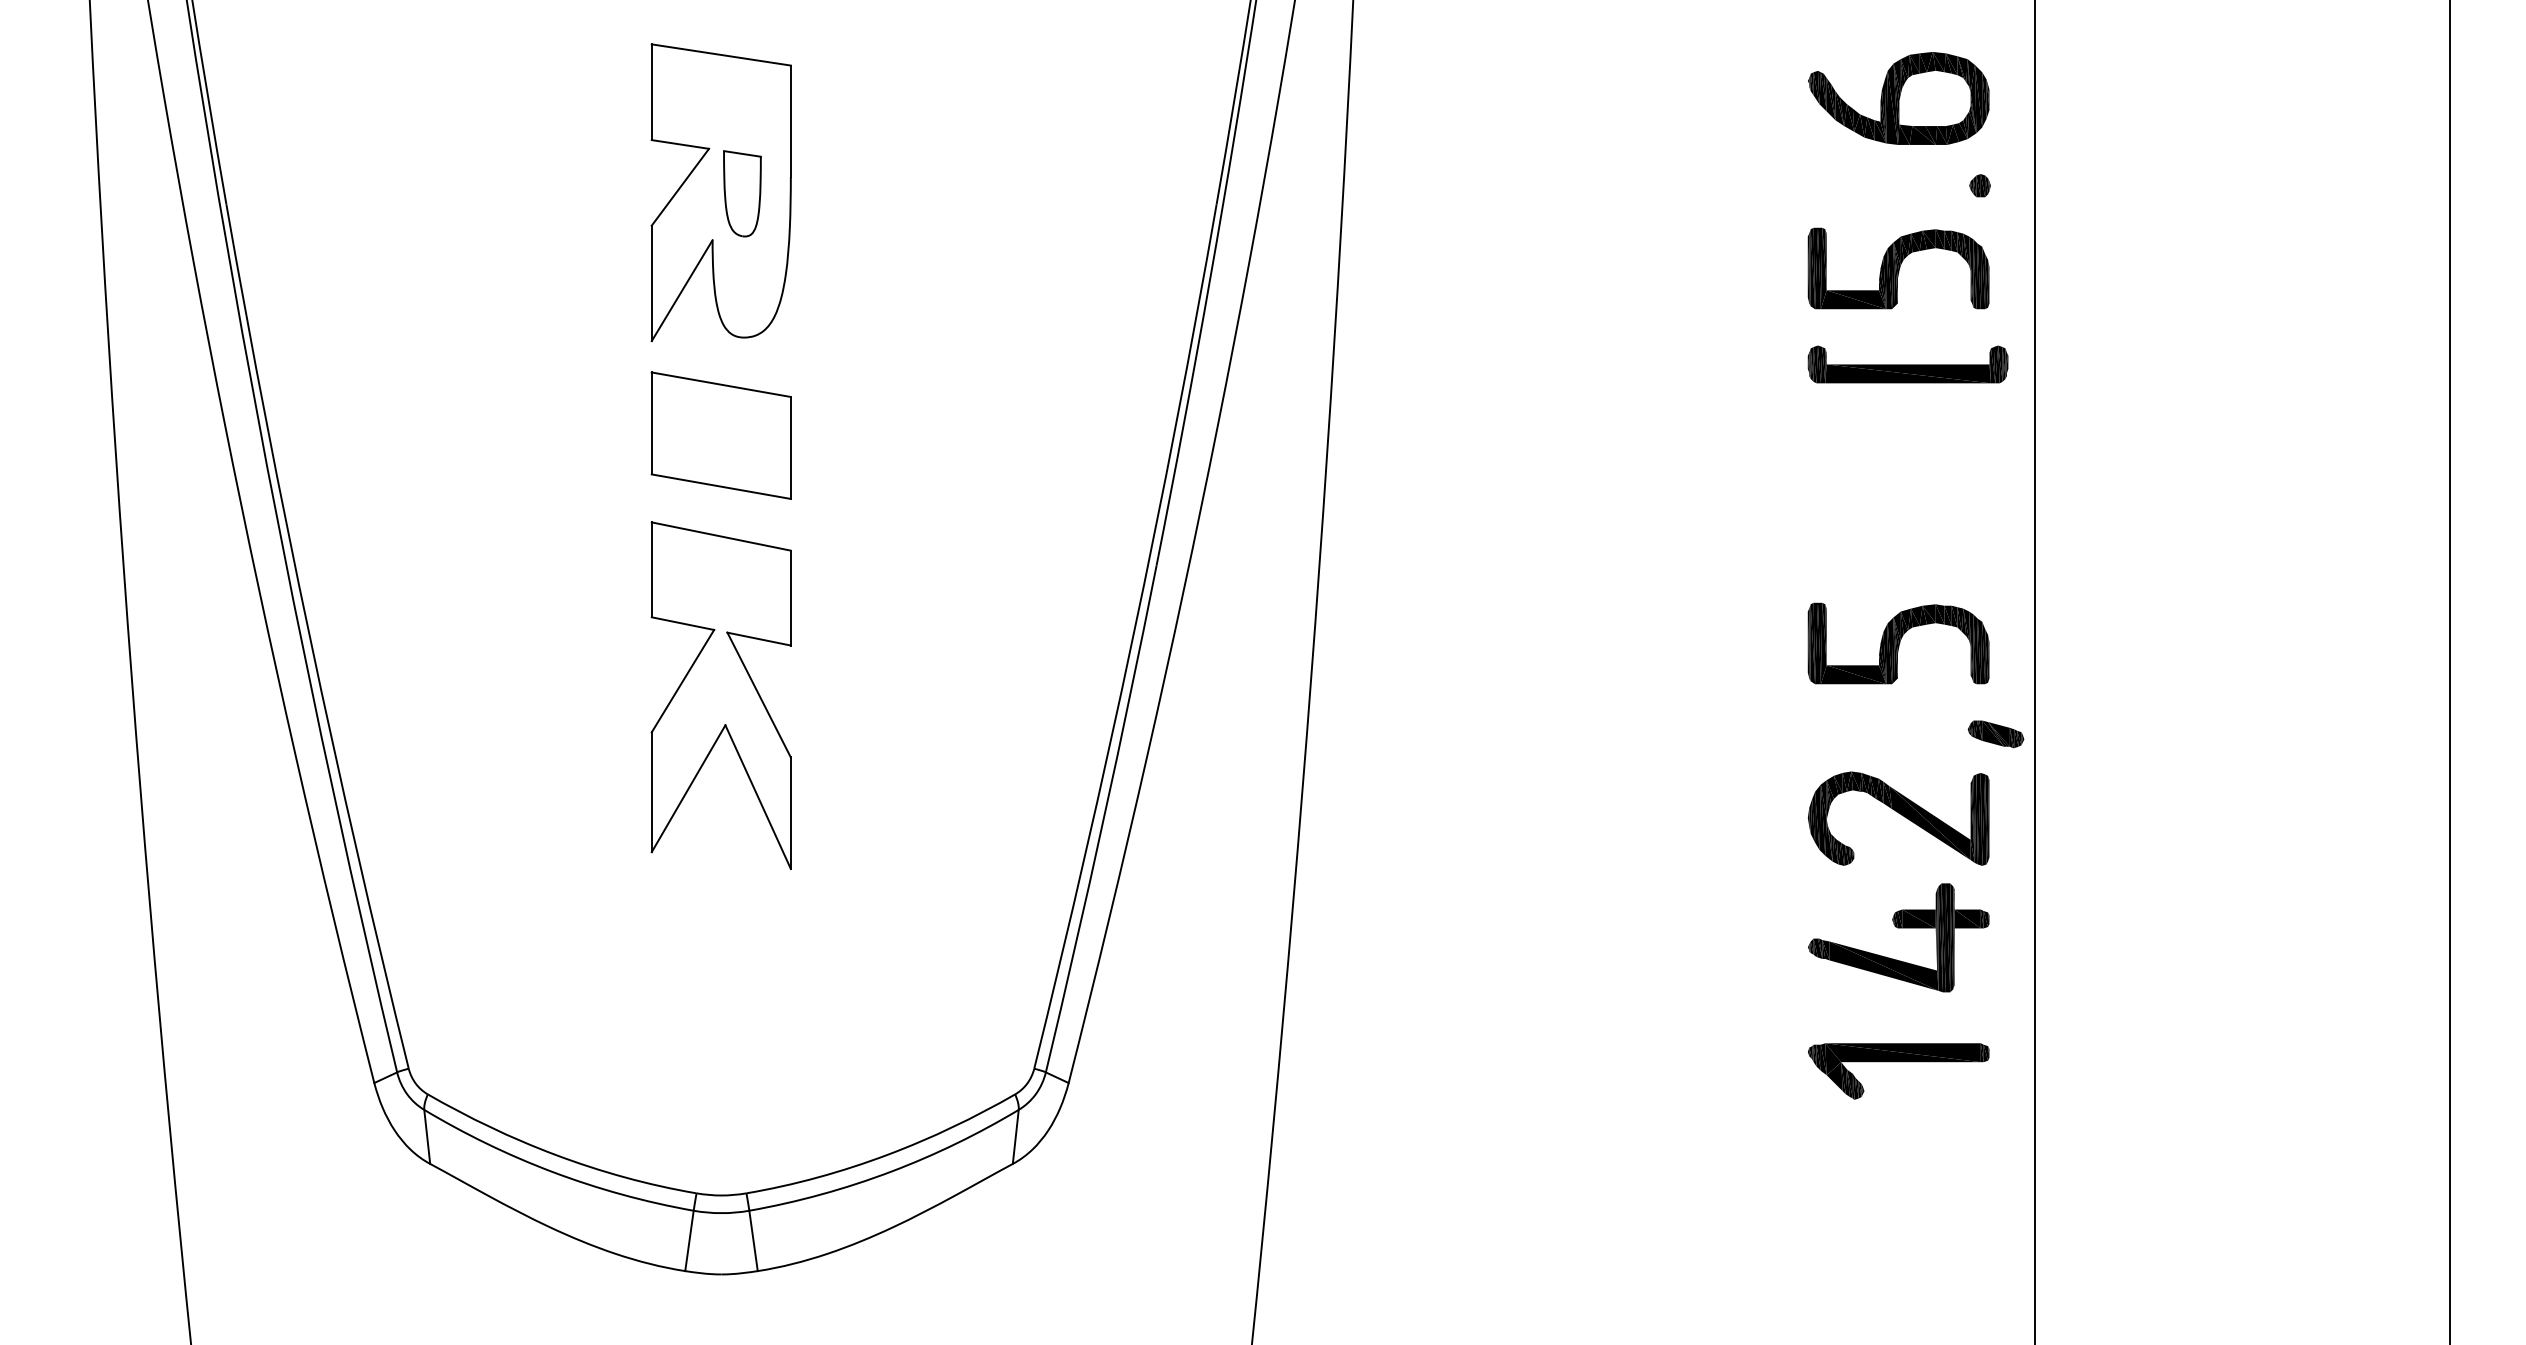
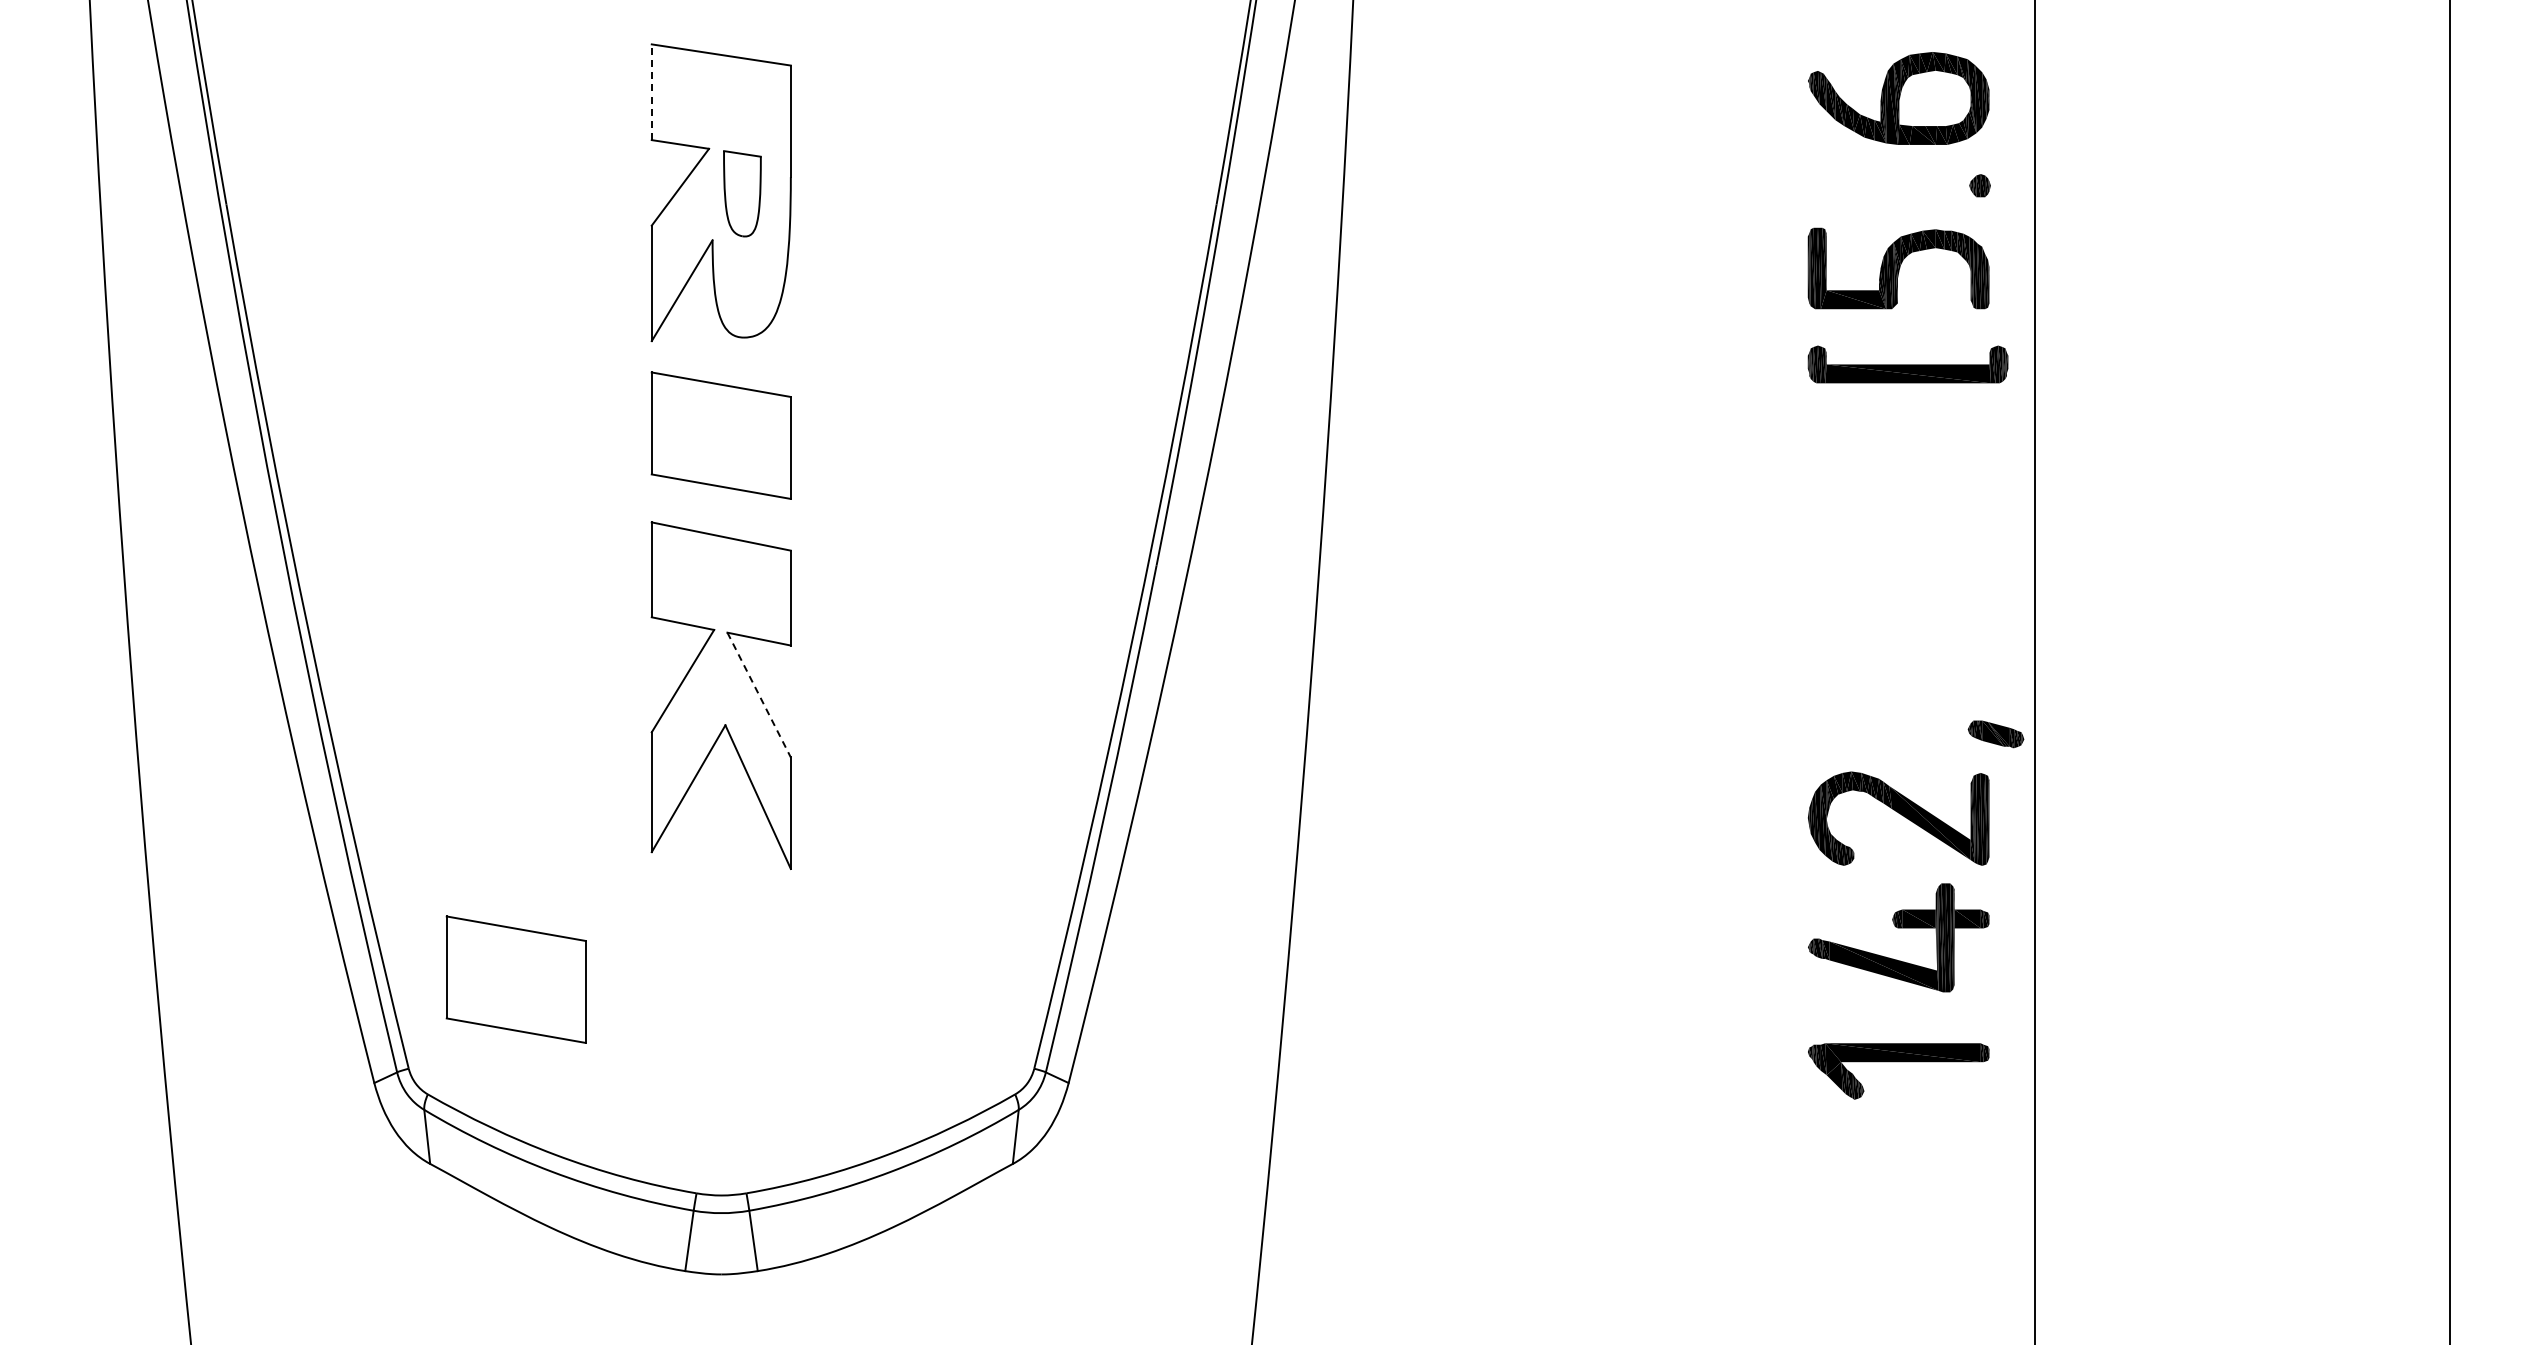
line: solid -> dashed (651, 92)
part: present -> none (1898, 643)
line: solid -> dashed (759, 695)
part: none -> present (515, 979)
